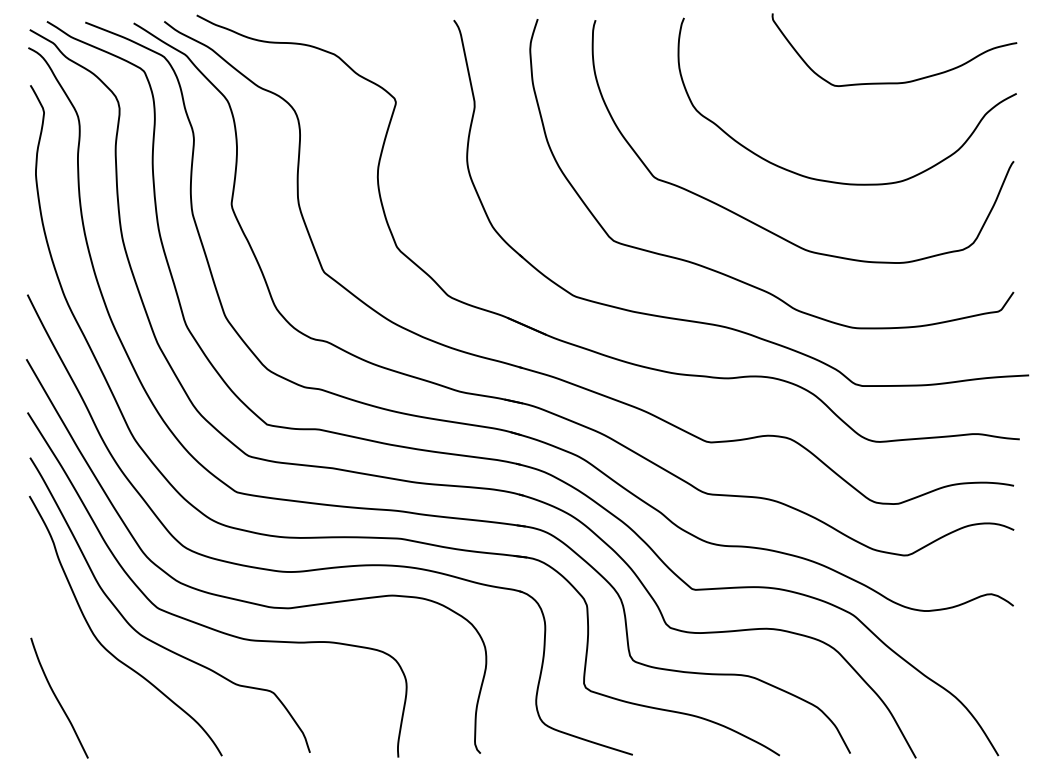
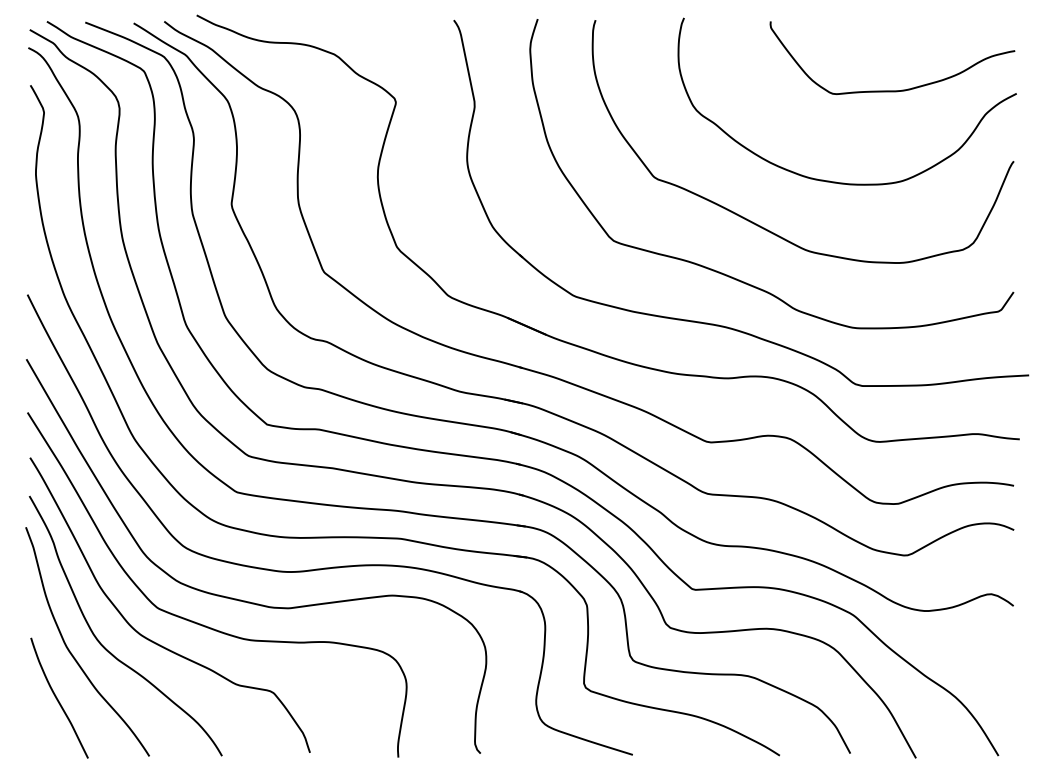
curve position: (894, 82) -> (892, 90) (892, 90)
curve: none -> present (72, 653)
